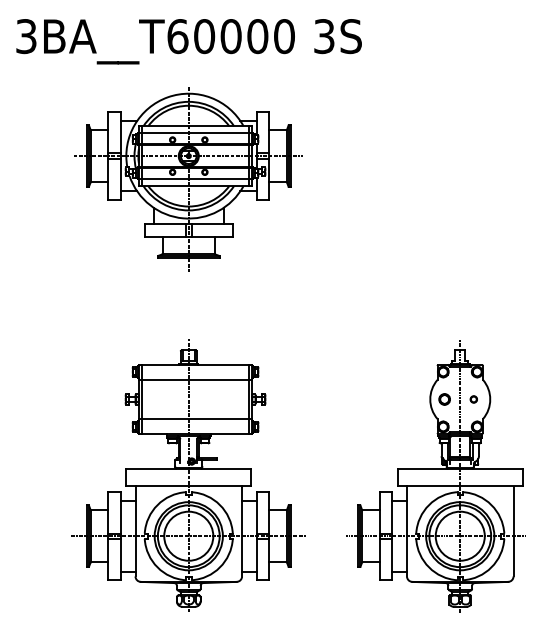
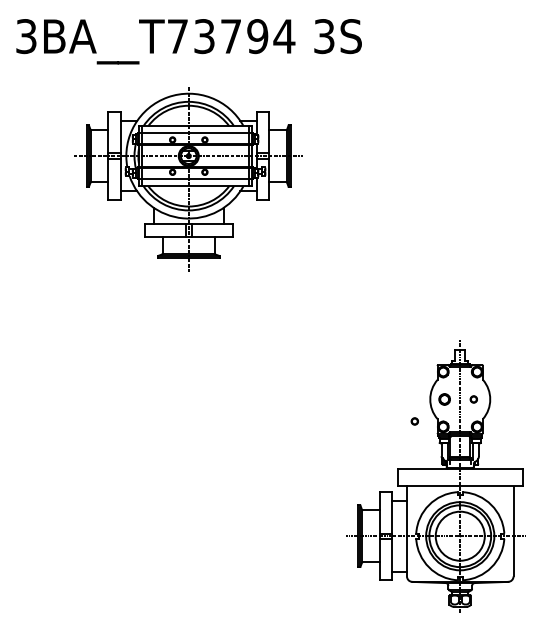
text: 3BA__T60000 -> 3BA__T73794 (231, 36)
part: none -> present (414, 421)
part: present -> none (188, 475)
